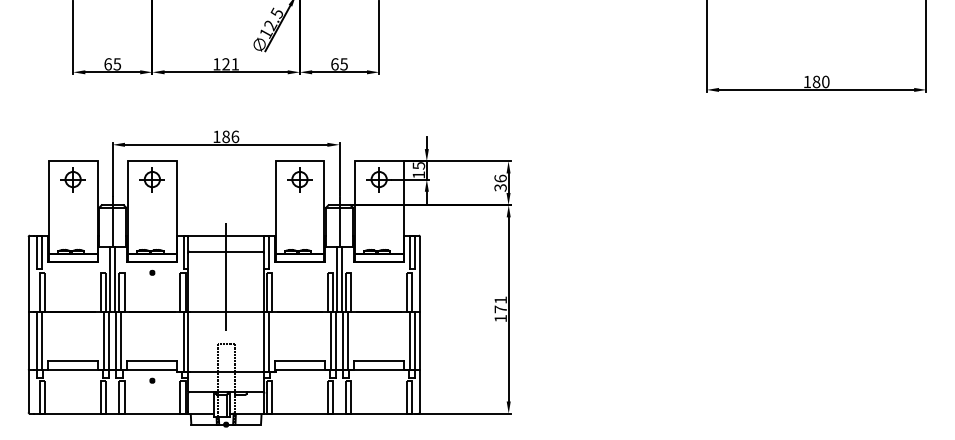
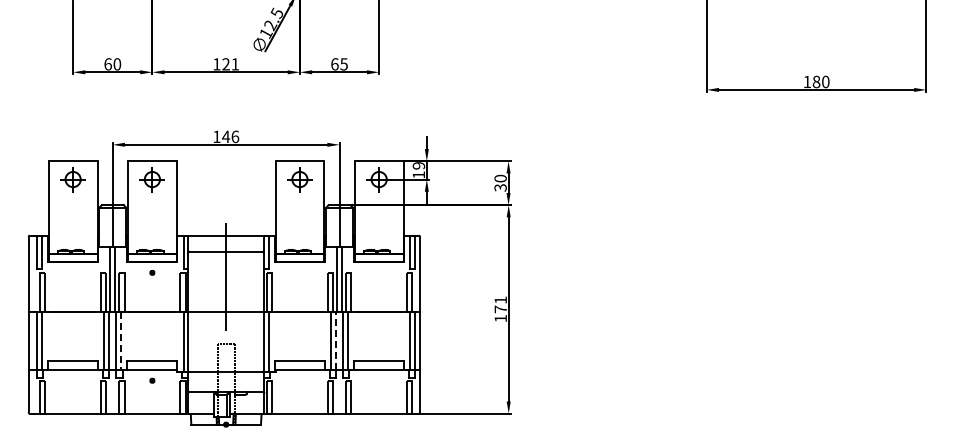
text: 65 -> 60 (117, 64)
text: 186 -> 146 (226, 136)
text: 15 -> 19 (418, 165)
text: 36 -> 30 (500, 178)
line: solid -> dashed (121, 340)
line: solid -> dashed (335, 340)
